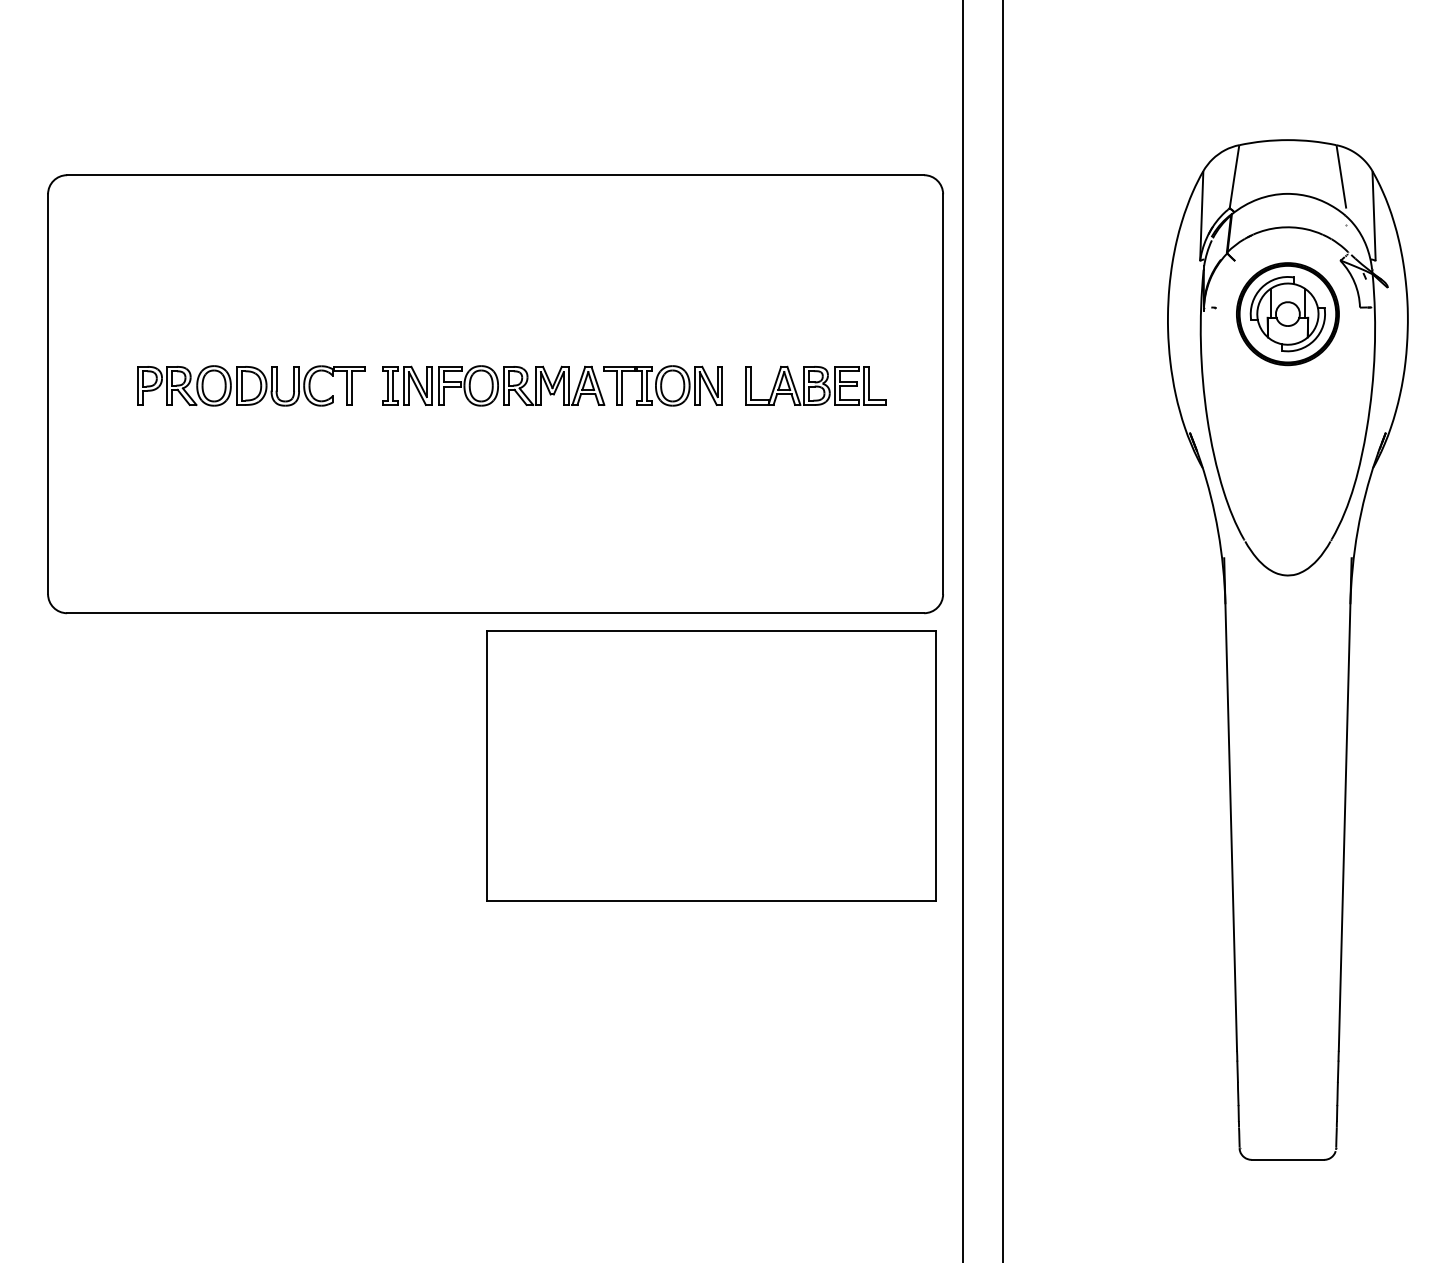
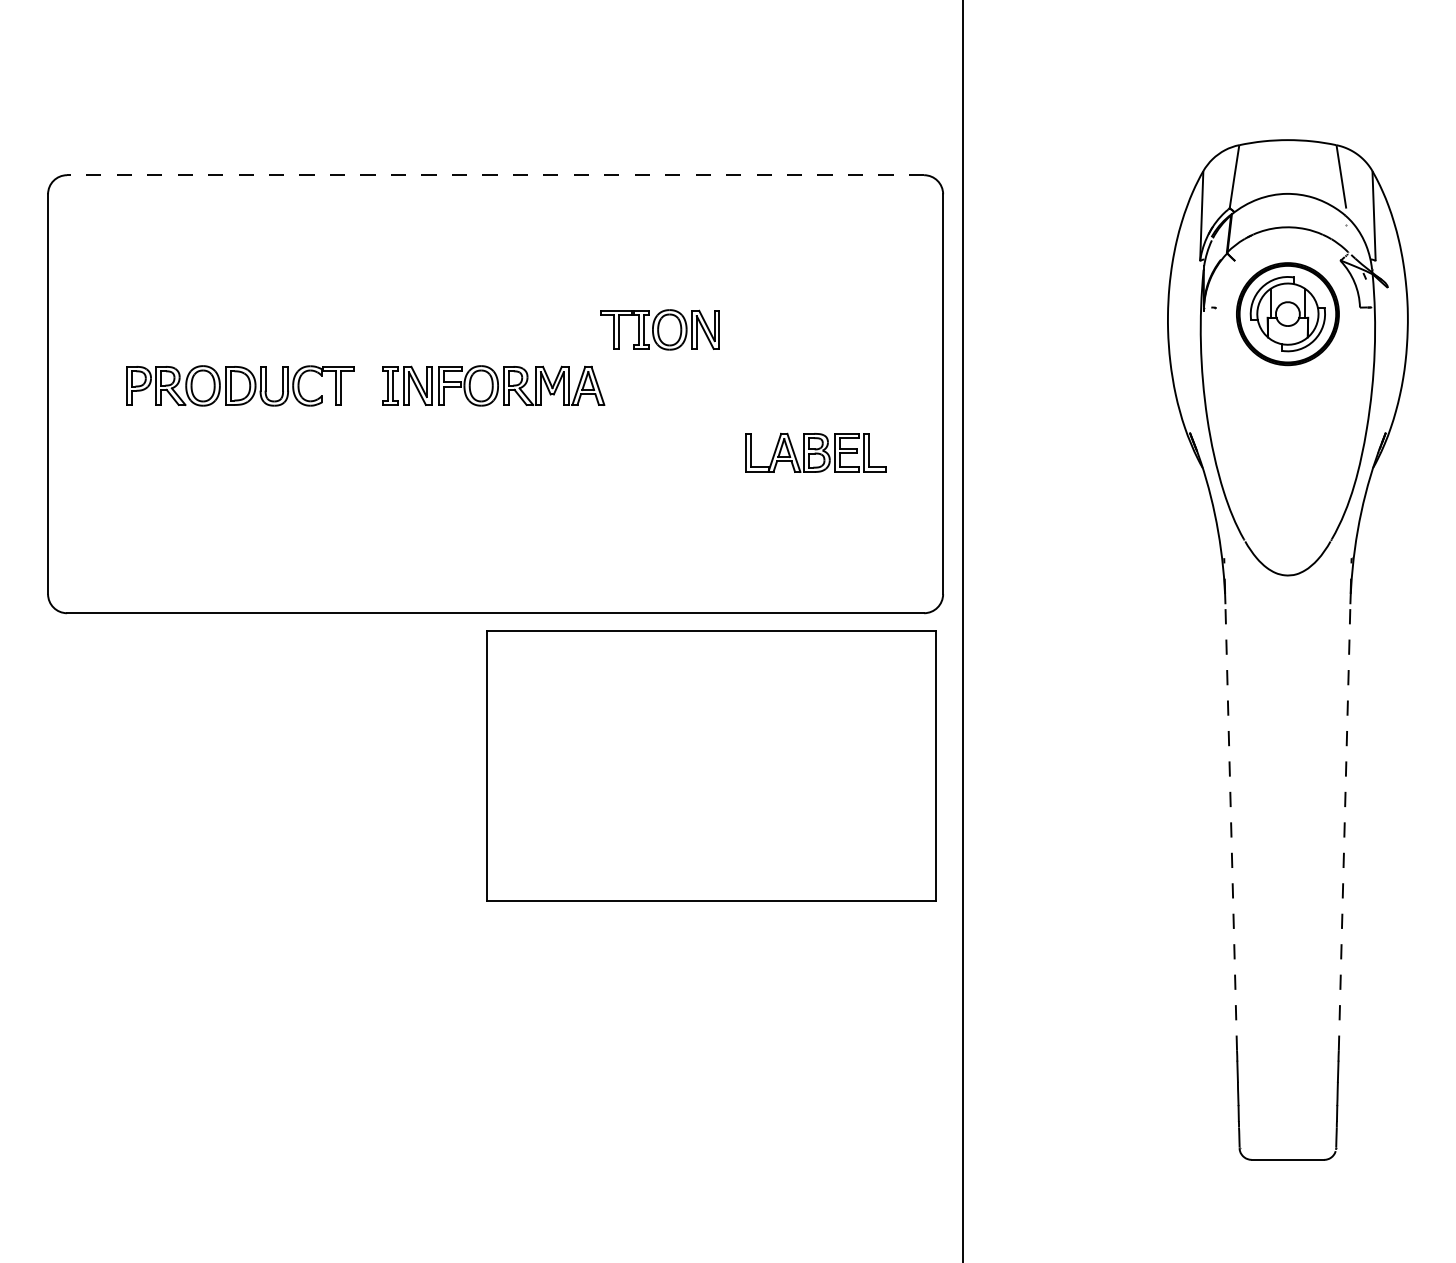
line: solid -> dashed (495, 175)
part position: (251, 385) -> (240, 385) (240, 385)
part position: (662, 385) -> (659, 329) (659, 329)
part position: (815, 385) -> (815, 452) (815, 452)
line: present -> none (1003, 630)
line: solid -> dashed (1230, 804)
line: solid -> dashed (1345, 804)
